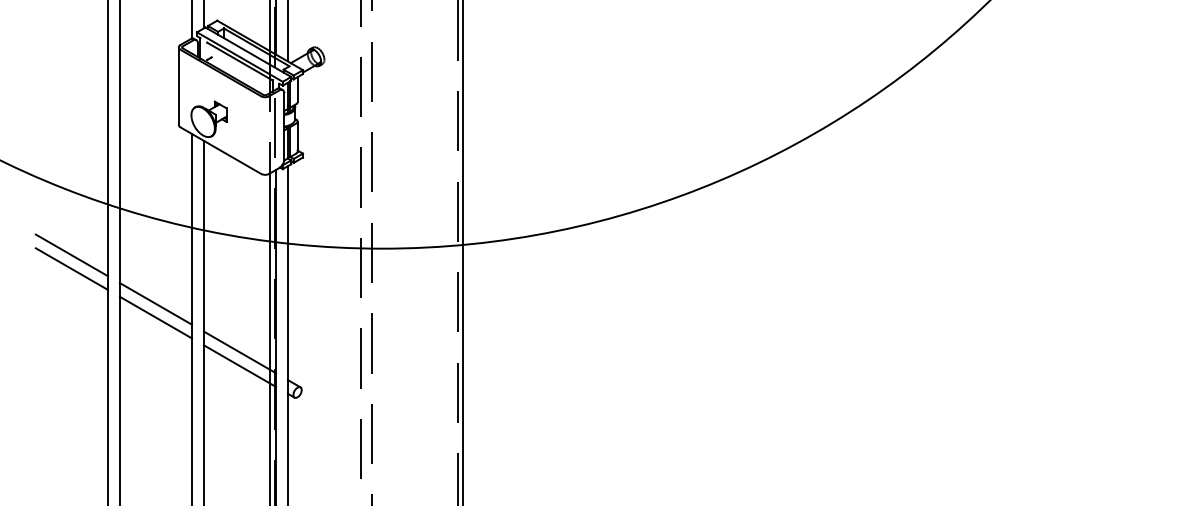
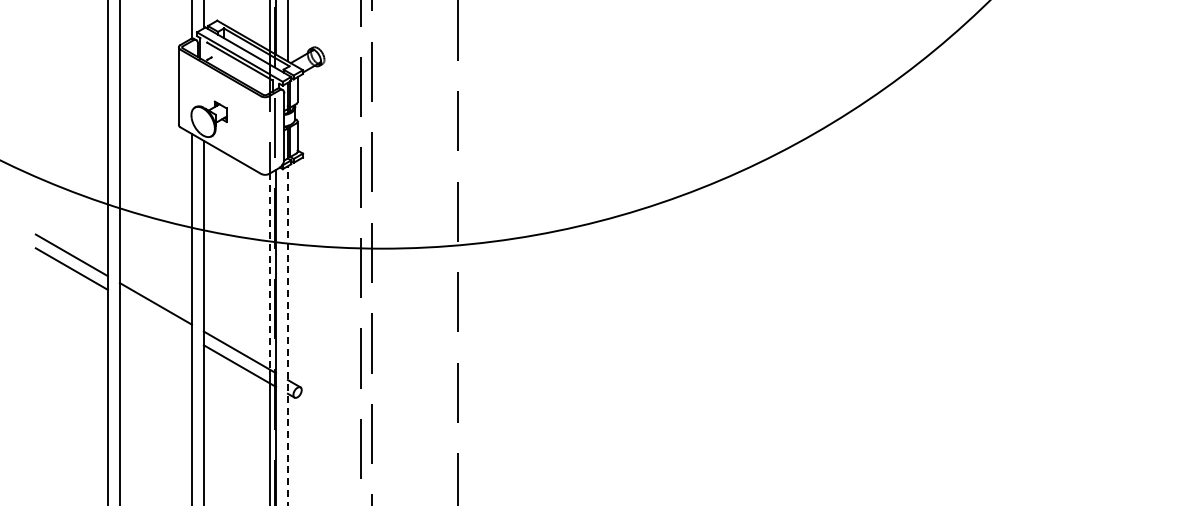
line: present -> none (462, 252)
line: solid -> dashed (270, 272)
line: present -> none (155, 317)
line: solid -> dashed (287, 335)
